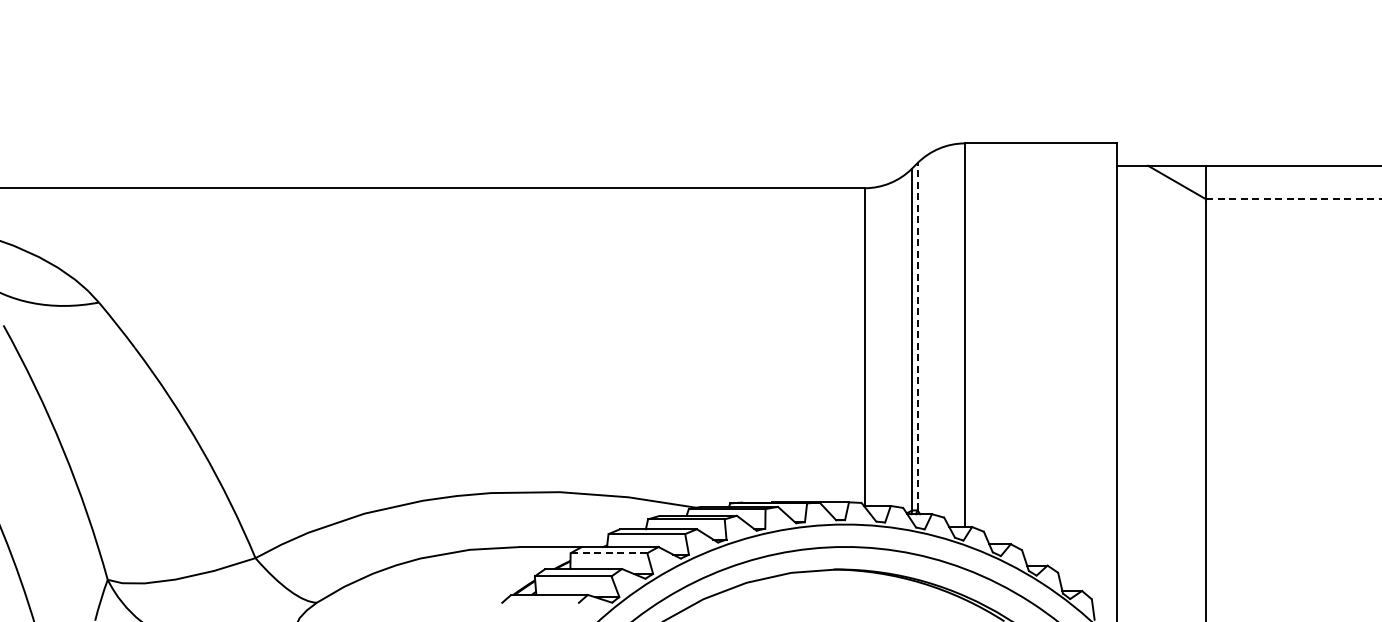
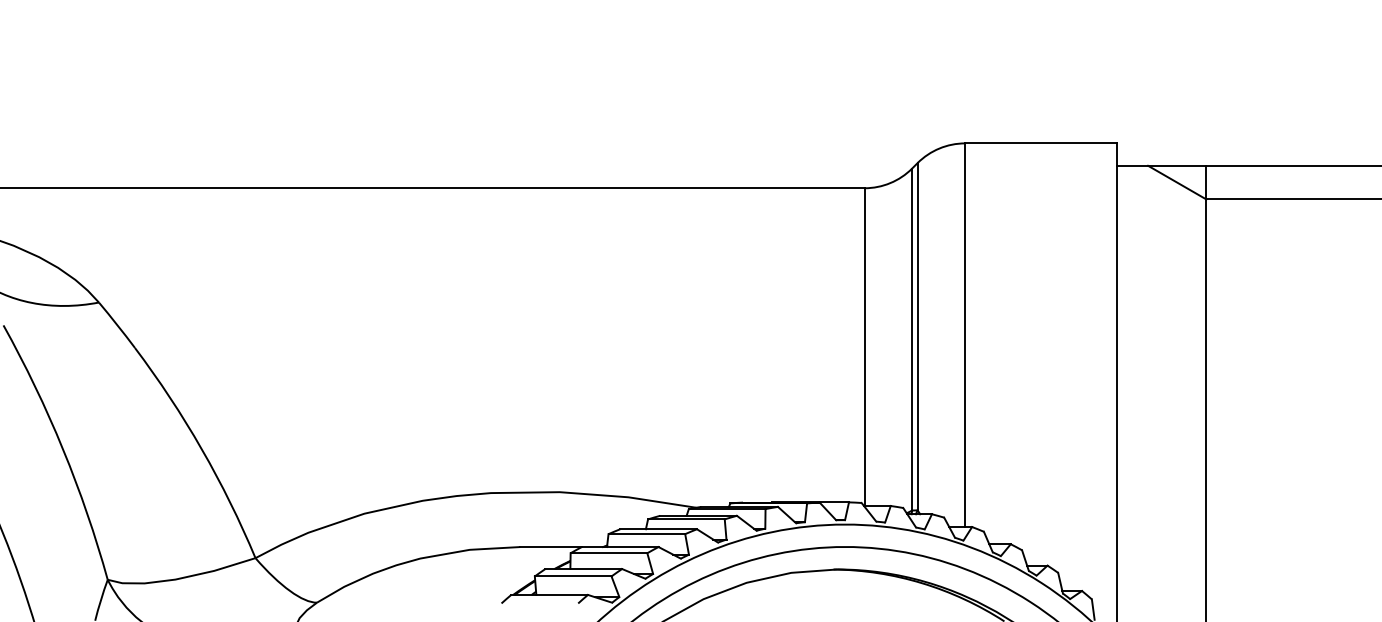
line: dashed -> solid (1294, 199)
line: dashed -> solid (917, 336)
line: dashed -> solid (608, 553)
